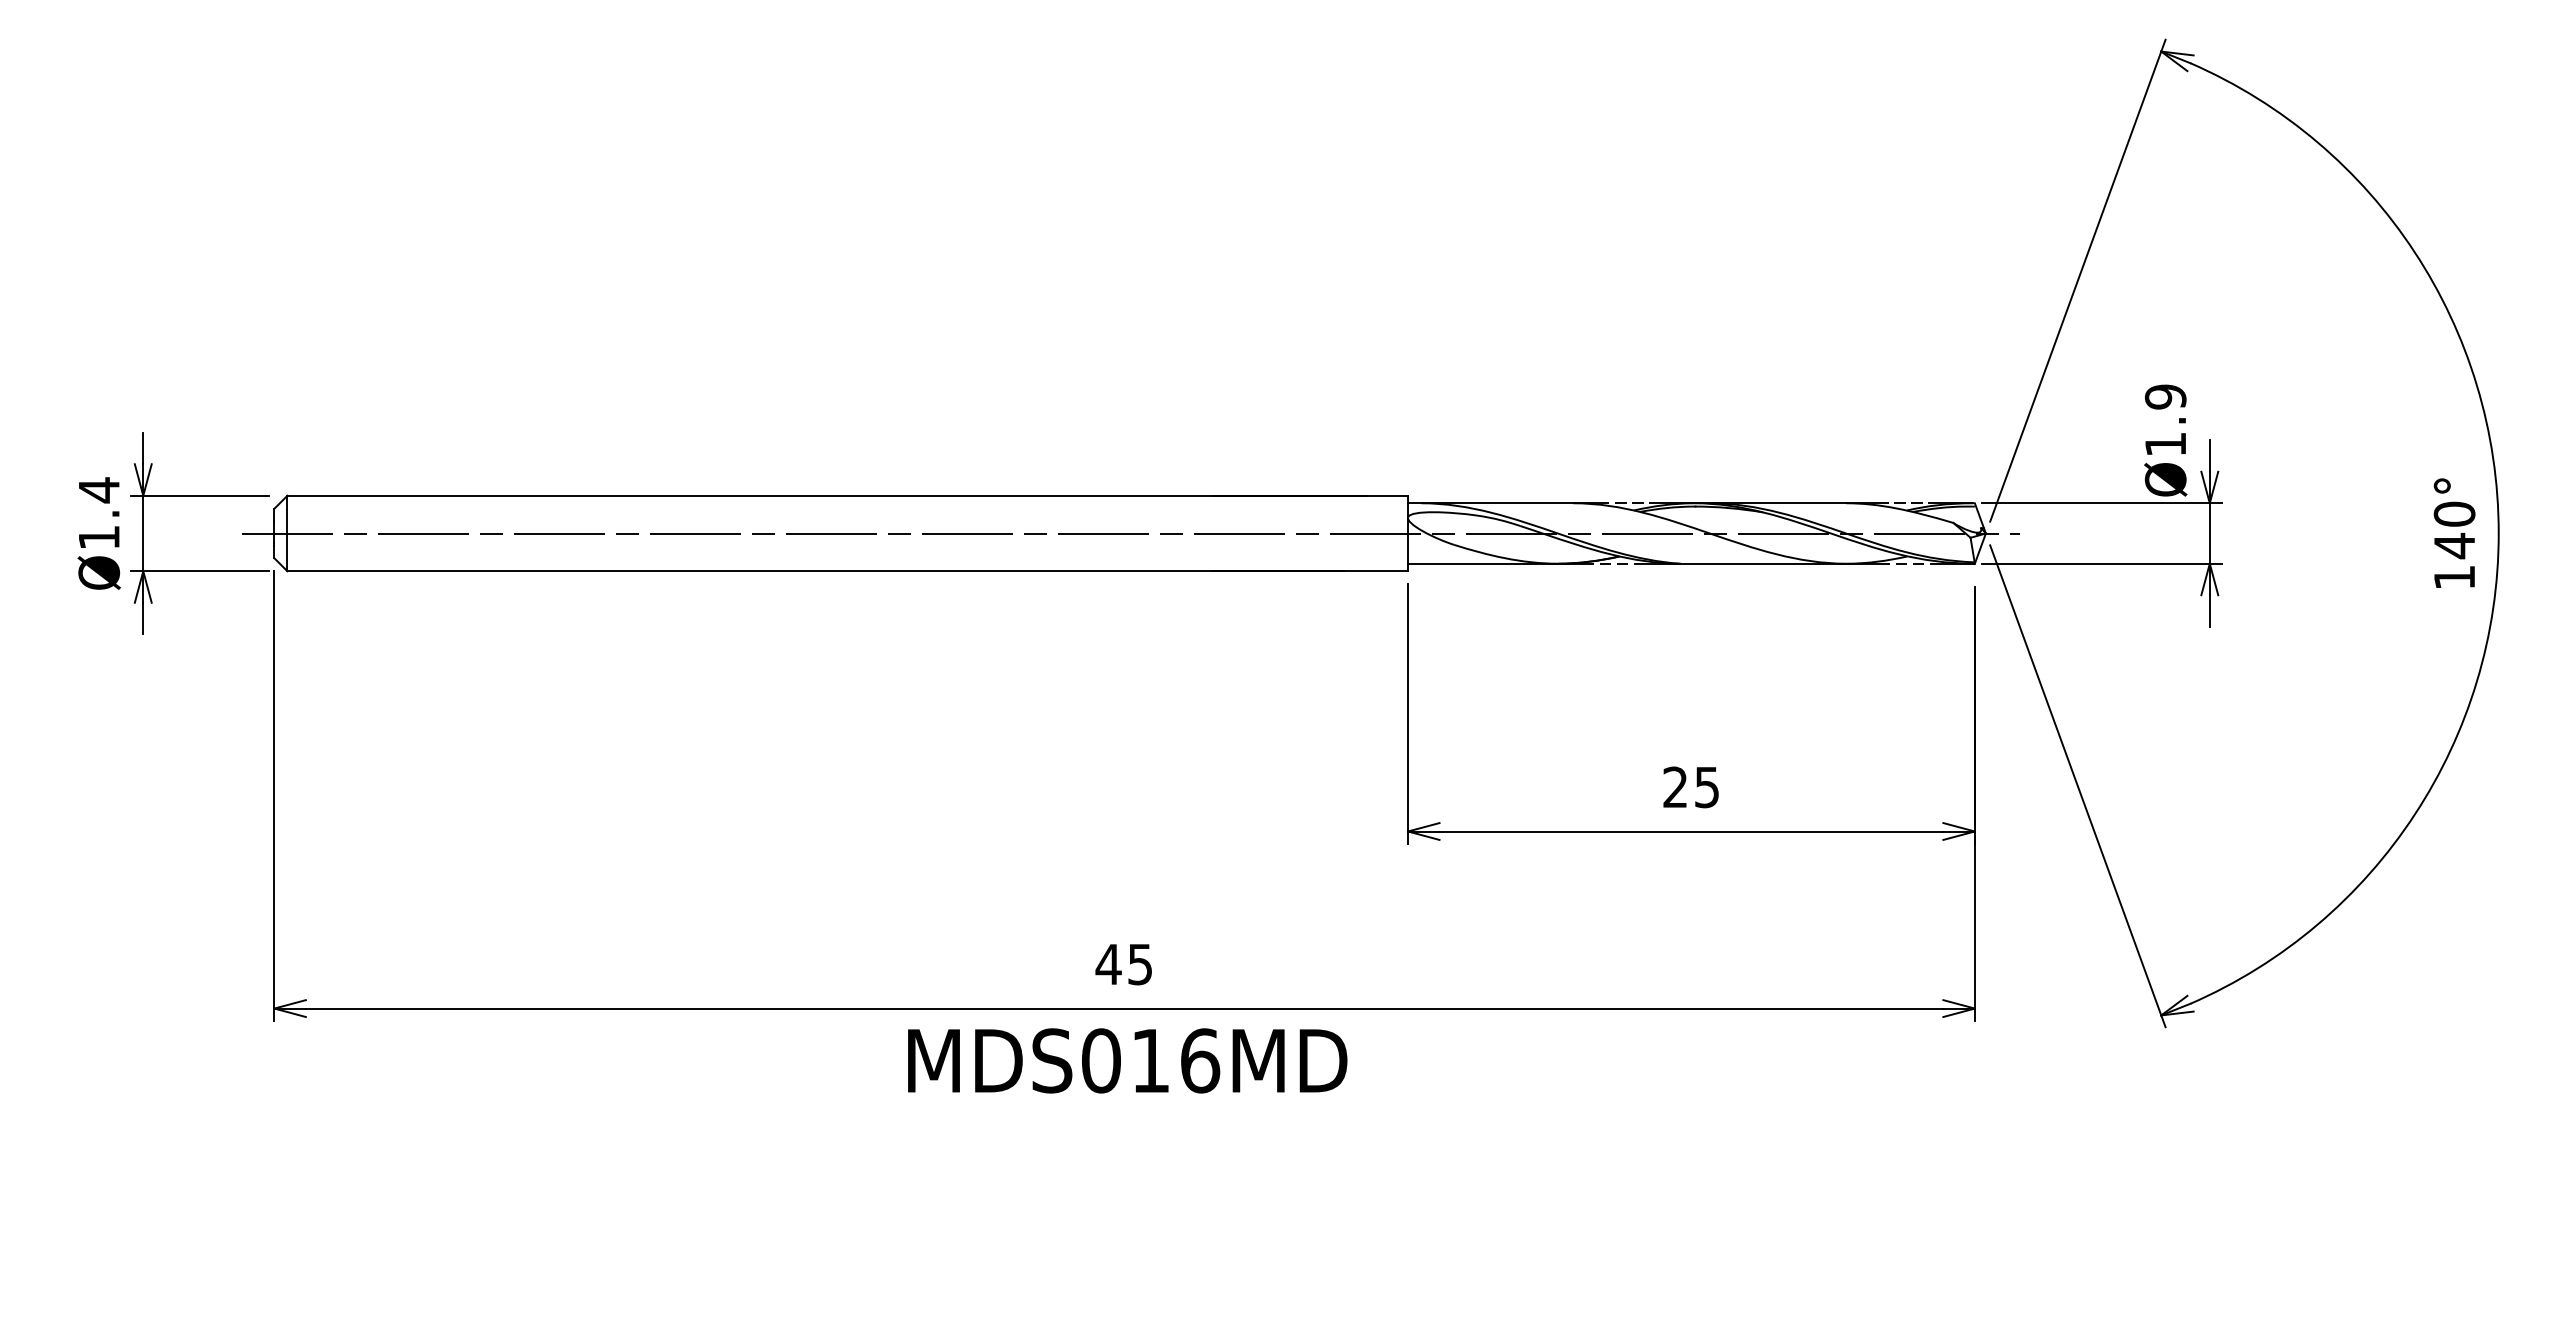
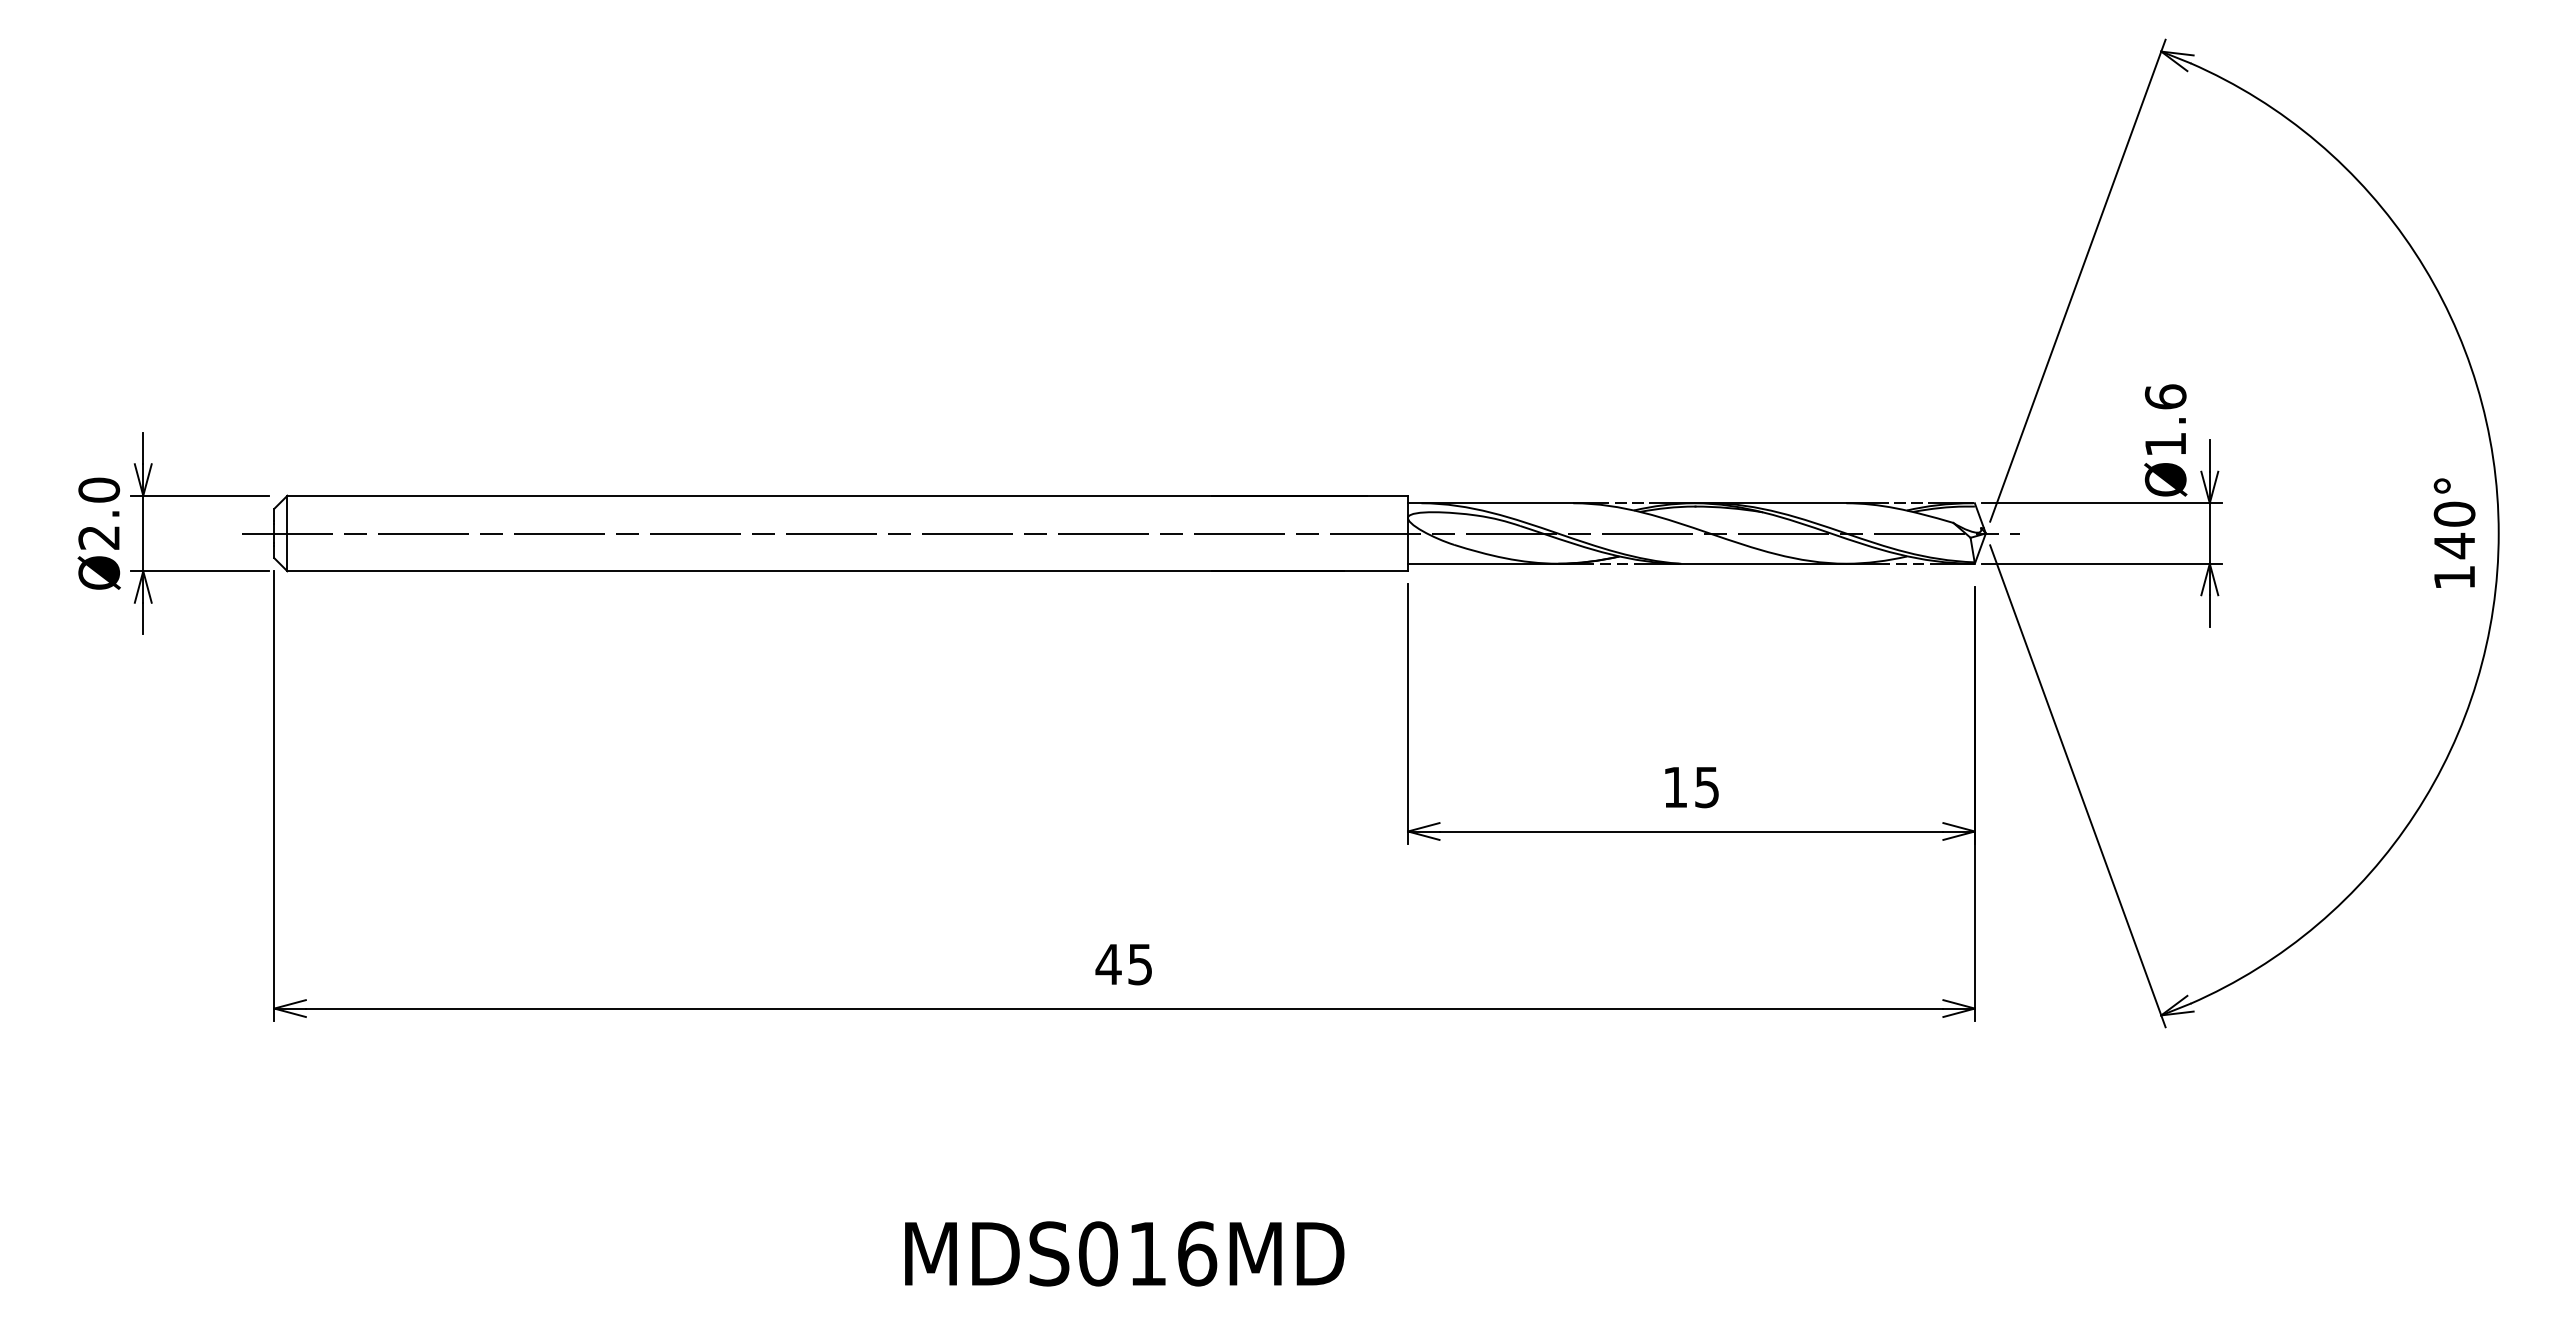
text: Ø1.9 -> Ø1.6 (2165, 396)
text: Ø1.4 -> Ø2.0 (99, 513)
text: 25 -> 15 (1674, 786)
text position: (1127, 1060) -> (1124, 1253) (1124, 1253)
